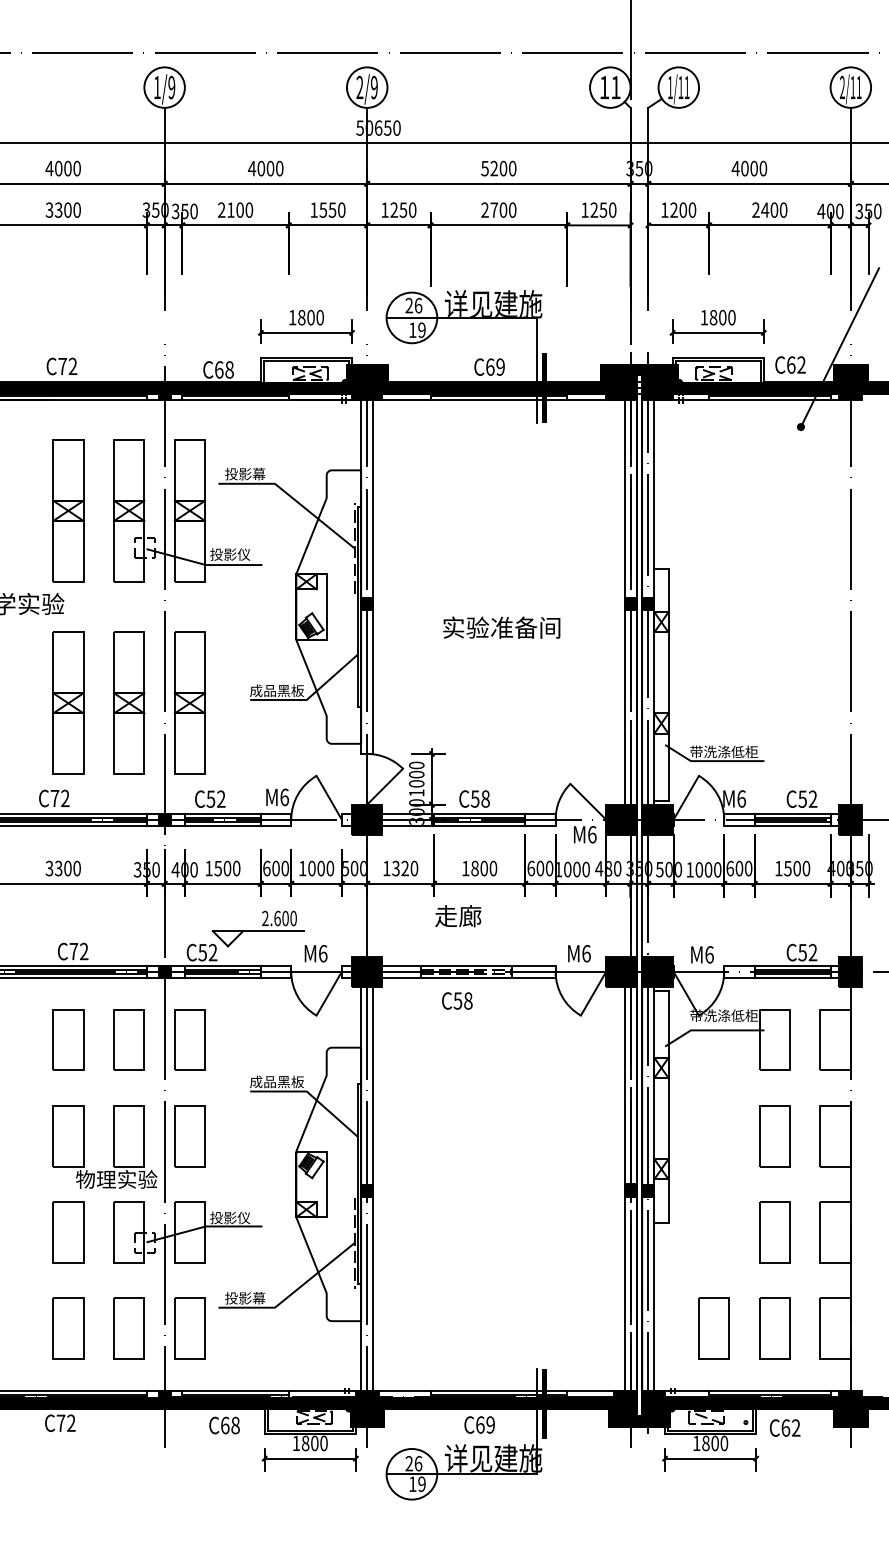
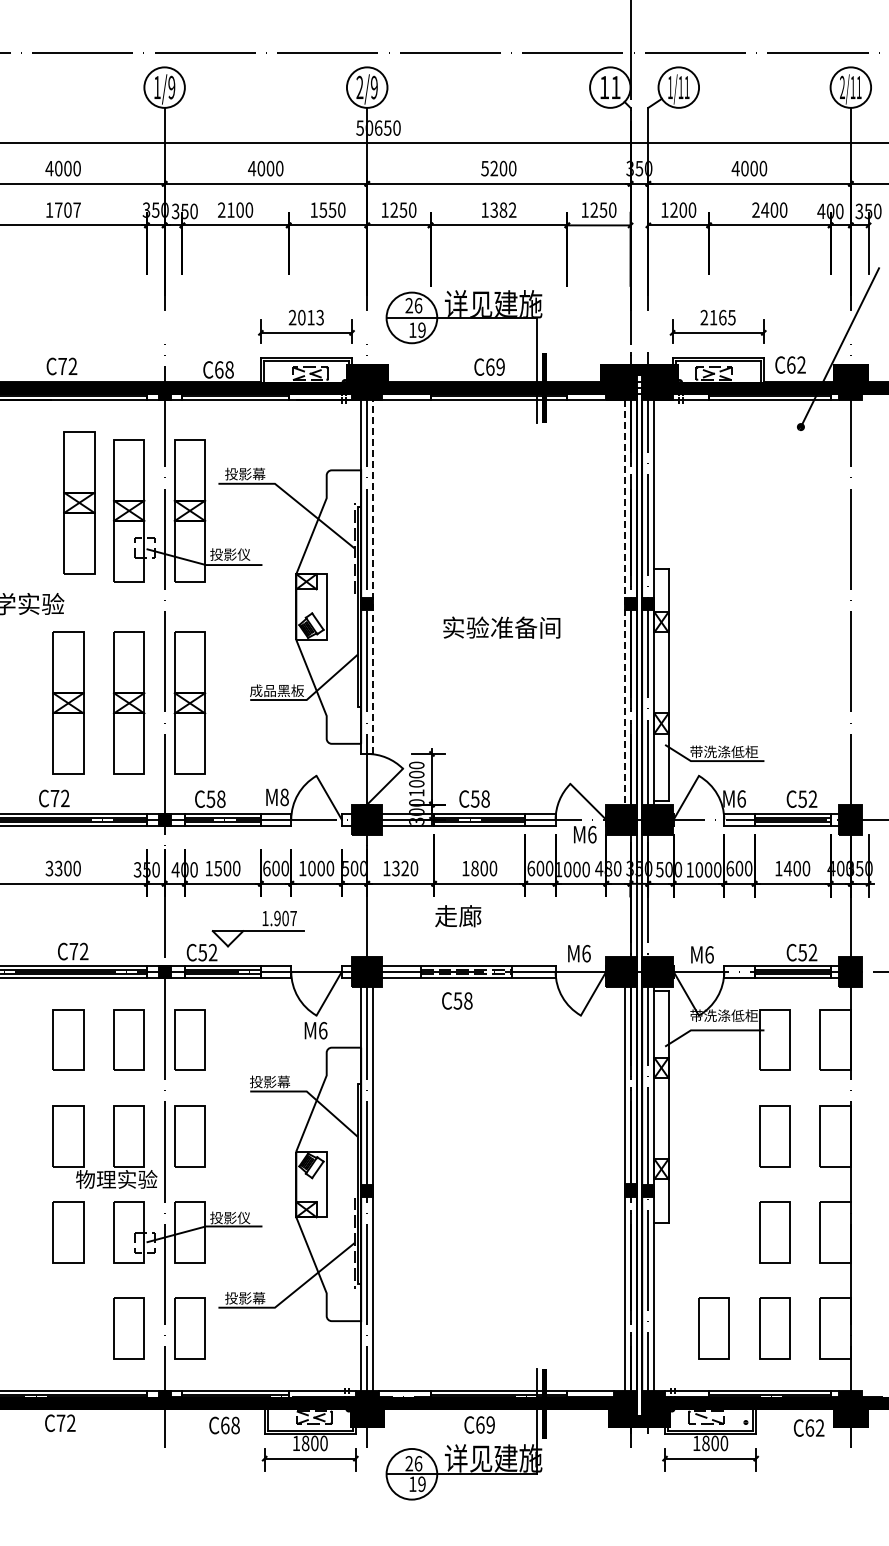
text: 3300 -> 1707 (62, 209)
text: 2700 -> 1382 (498, 209)
text: 1800 -> 2013 (305, 317)
text: 1800 -> 2165 (717, 317)
part position: (68, 510) -> (79, 502) (79, 502)
line: solid -> dashed (373, 577)
line: solid -> dashed (624, 607)
text: M6 -> M8 (284, 796)
text: C52 -> C58 (221, 798)
text: 1500 -> 1400 (787, 868)
text: 2.600 -> 1.907 (279, 918)
text position: (315, 953) -> (315, 1030) (315, 1030)
text: 成品黑板 -> 投影幕 (276, 1081)
part: present -> none (68, 1328)
text position: (785, 1427) -> (809, 1427) (809, 1427)
